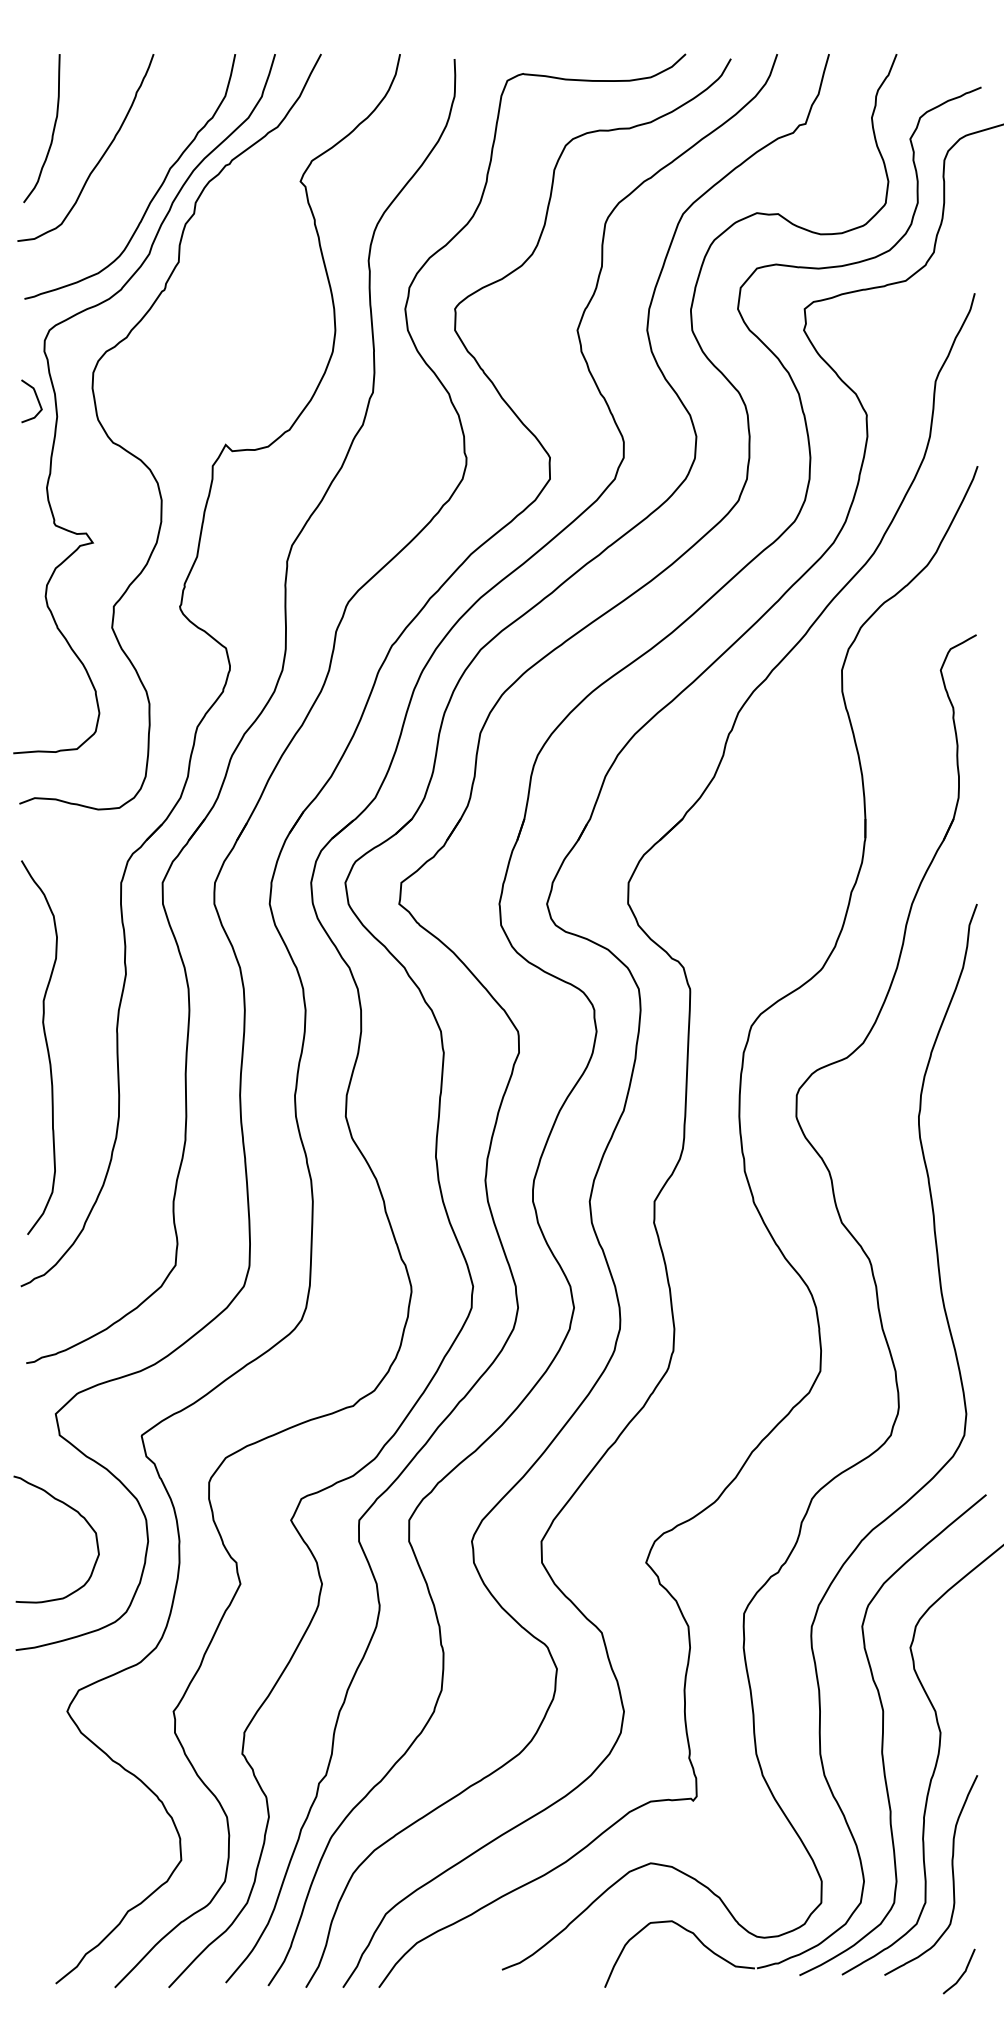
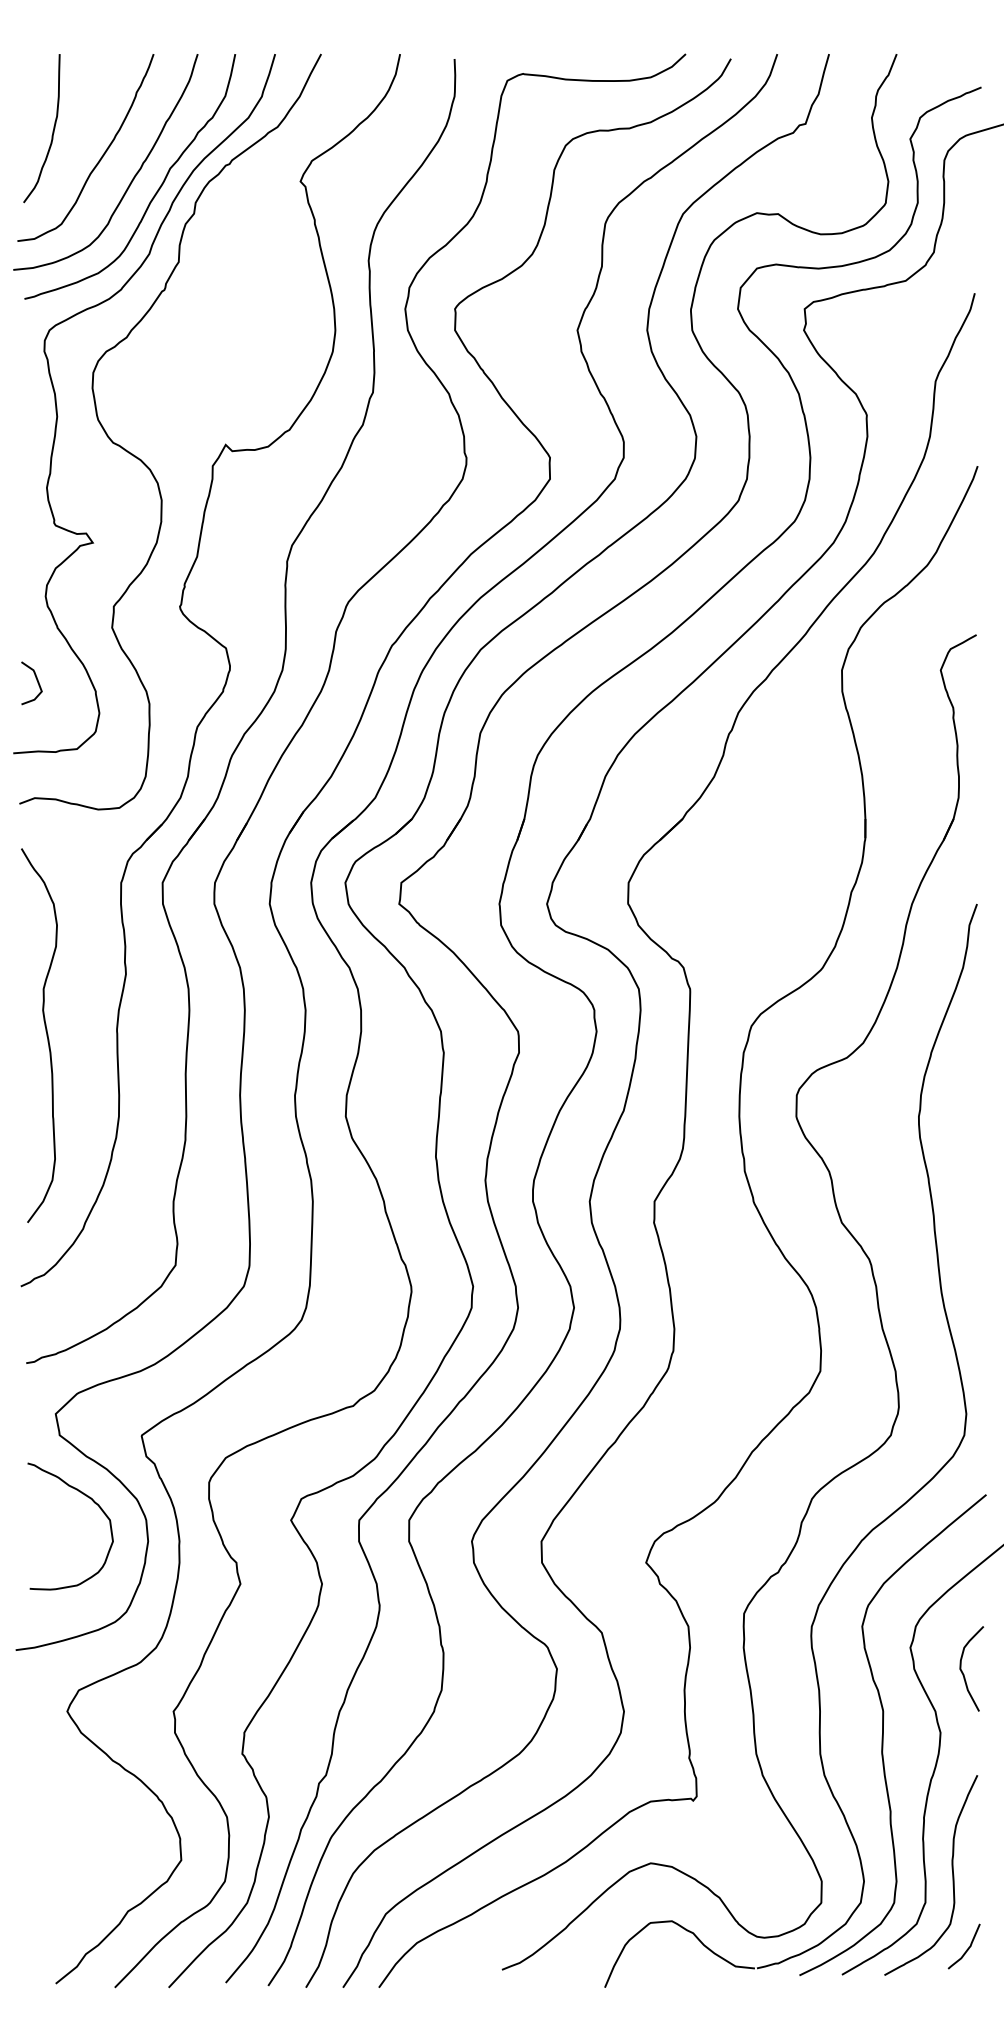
curve: none -> present (133, 176)
curve position: (36, 398) -> (36, 680) (36, 680)
curve position: (46, 1047) -> (46, 1035) (46, 1035)
curve position: (79, 1515) -> (93, 1502) (93, 1502)
curve: none -> present (963, 1672)
curve position: (961, 1974) -> (966, 1949) (966, 1949)
